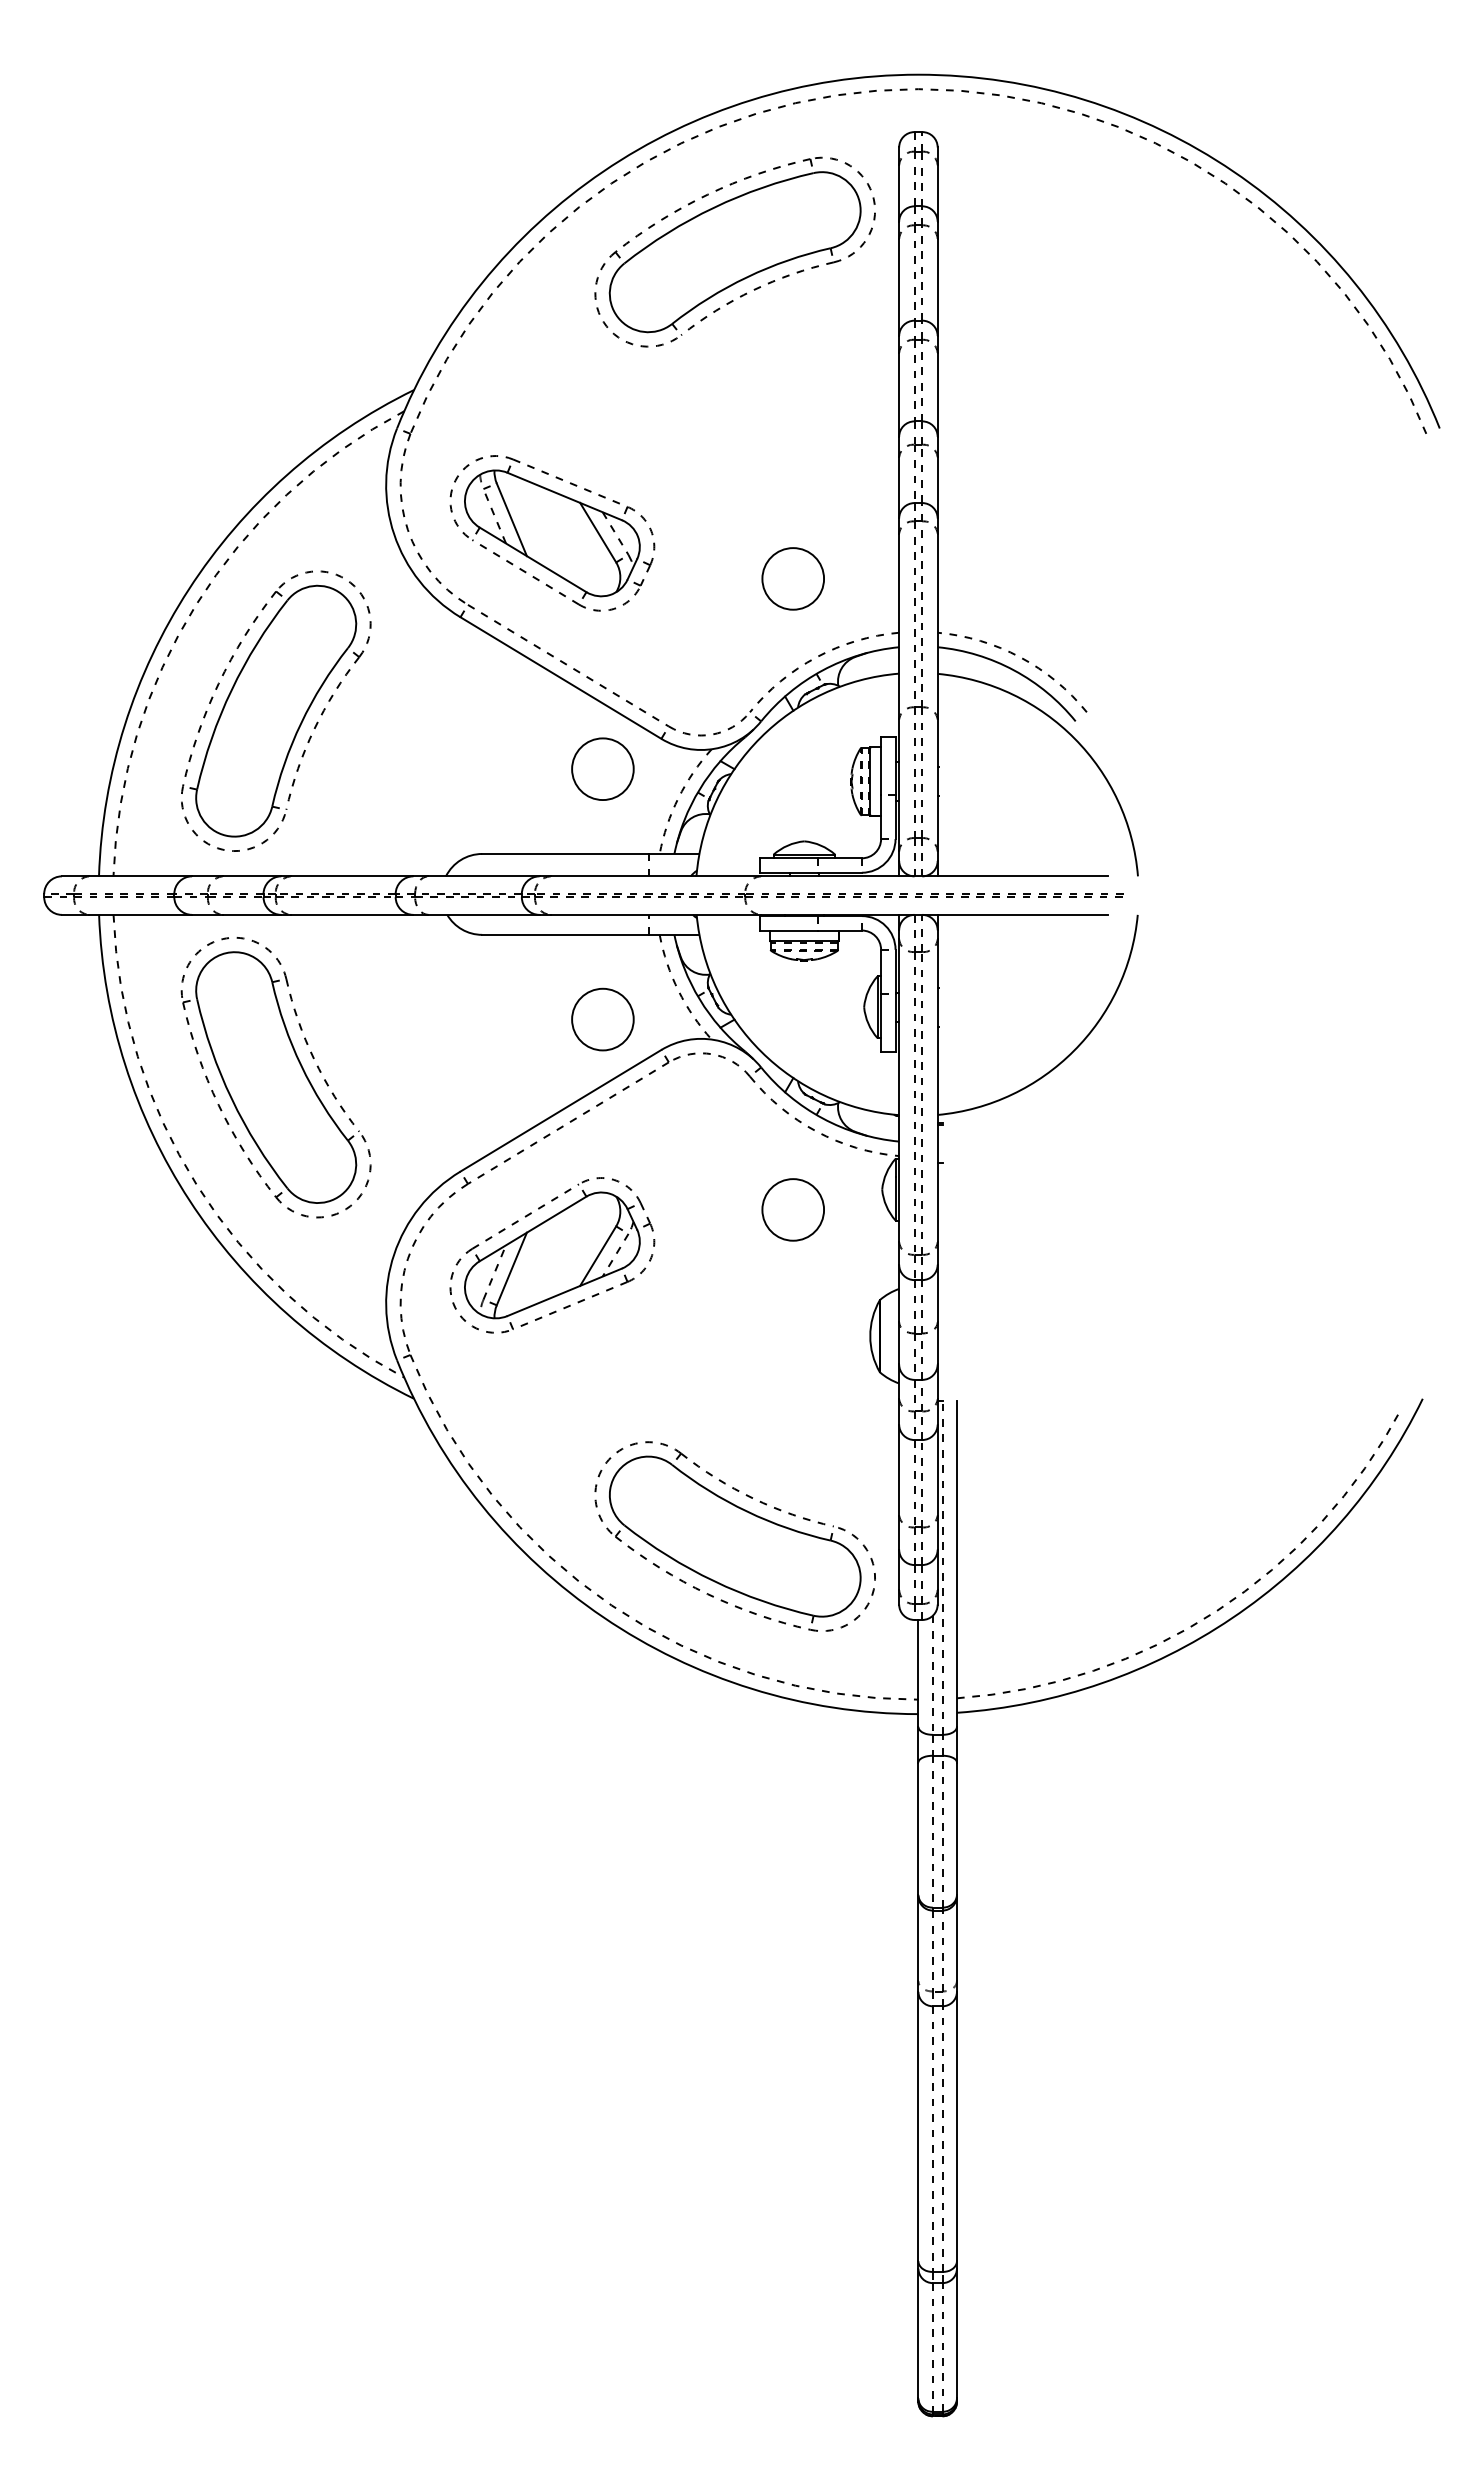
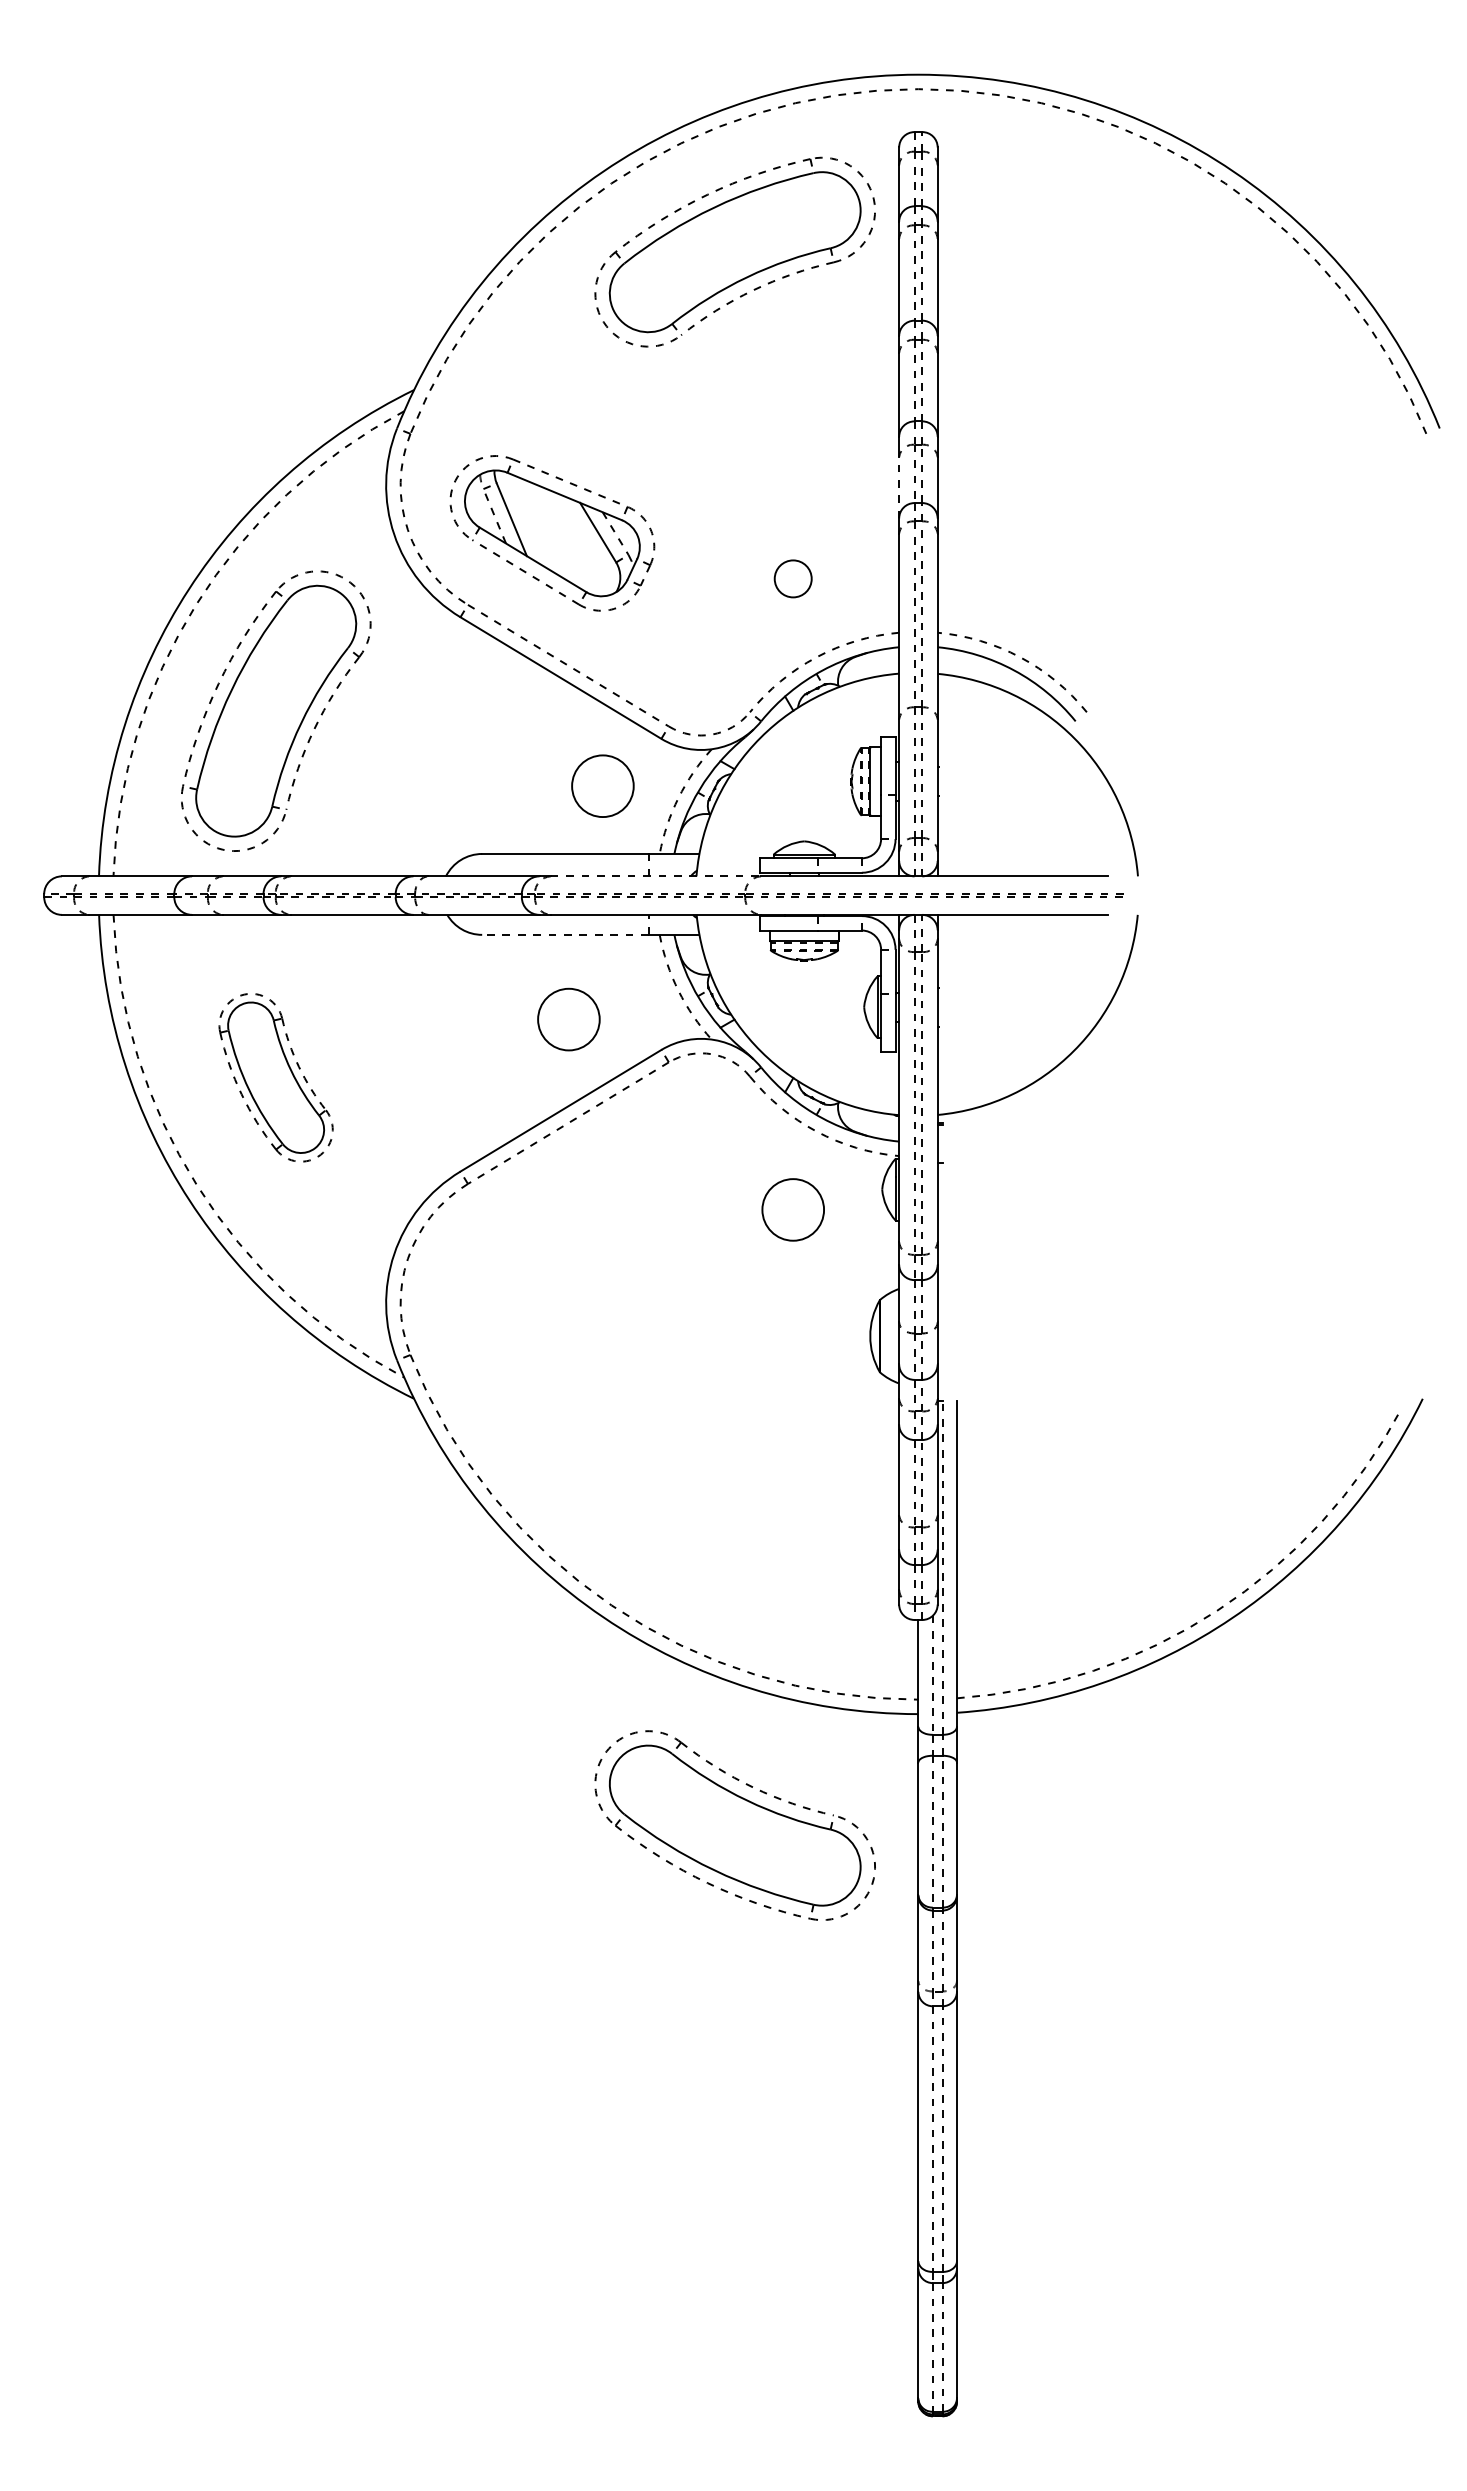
line: solid -> dashed (899, 487)
circle diameter: 62 px -> 37 px (792, 578)
circle position: (602, 768) -> (602, 785) (602, 785)
line: solid -> dashed (656, 876)
line: solid -> dashed (564, 934)
circle position: (602, 1019) -> (568, 1019) (568, 1019)
part size: 192x282 px -> 116x170 px (275, 1077)
part: present -> none (552, 1255)
part position: (734, 1536) -> (734, 1825) (734, 1825)
